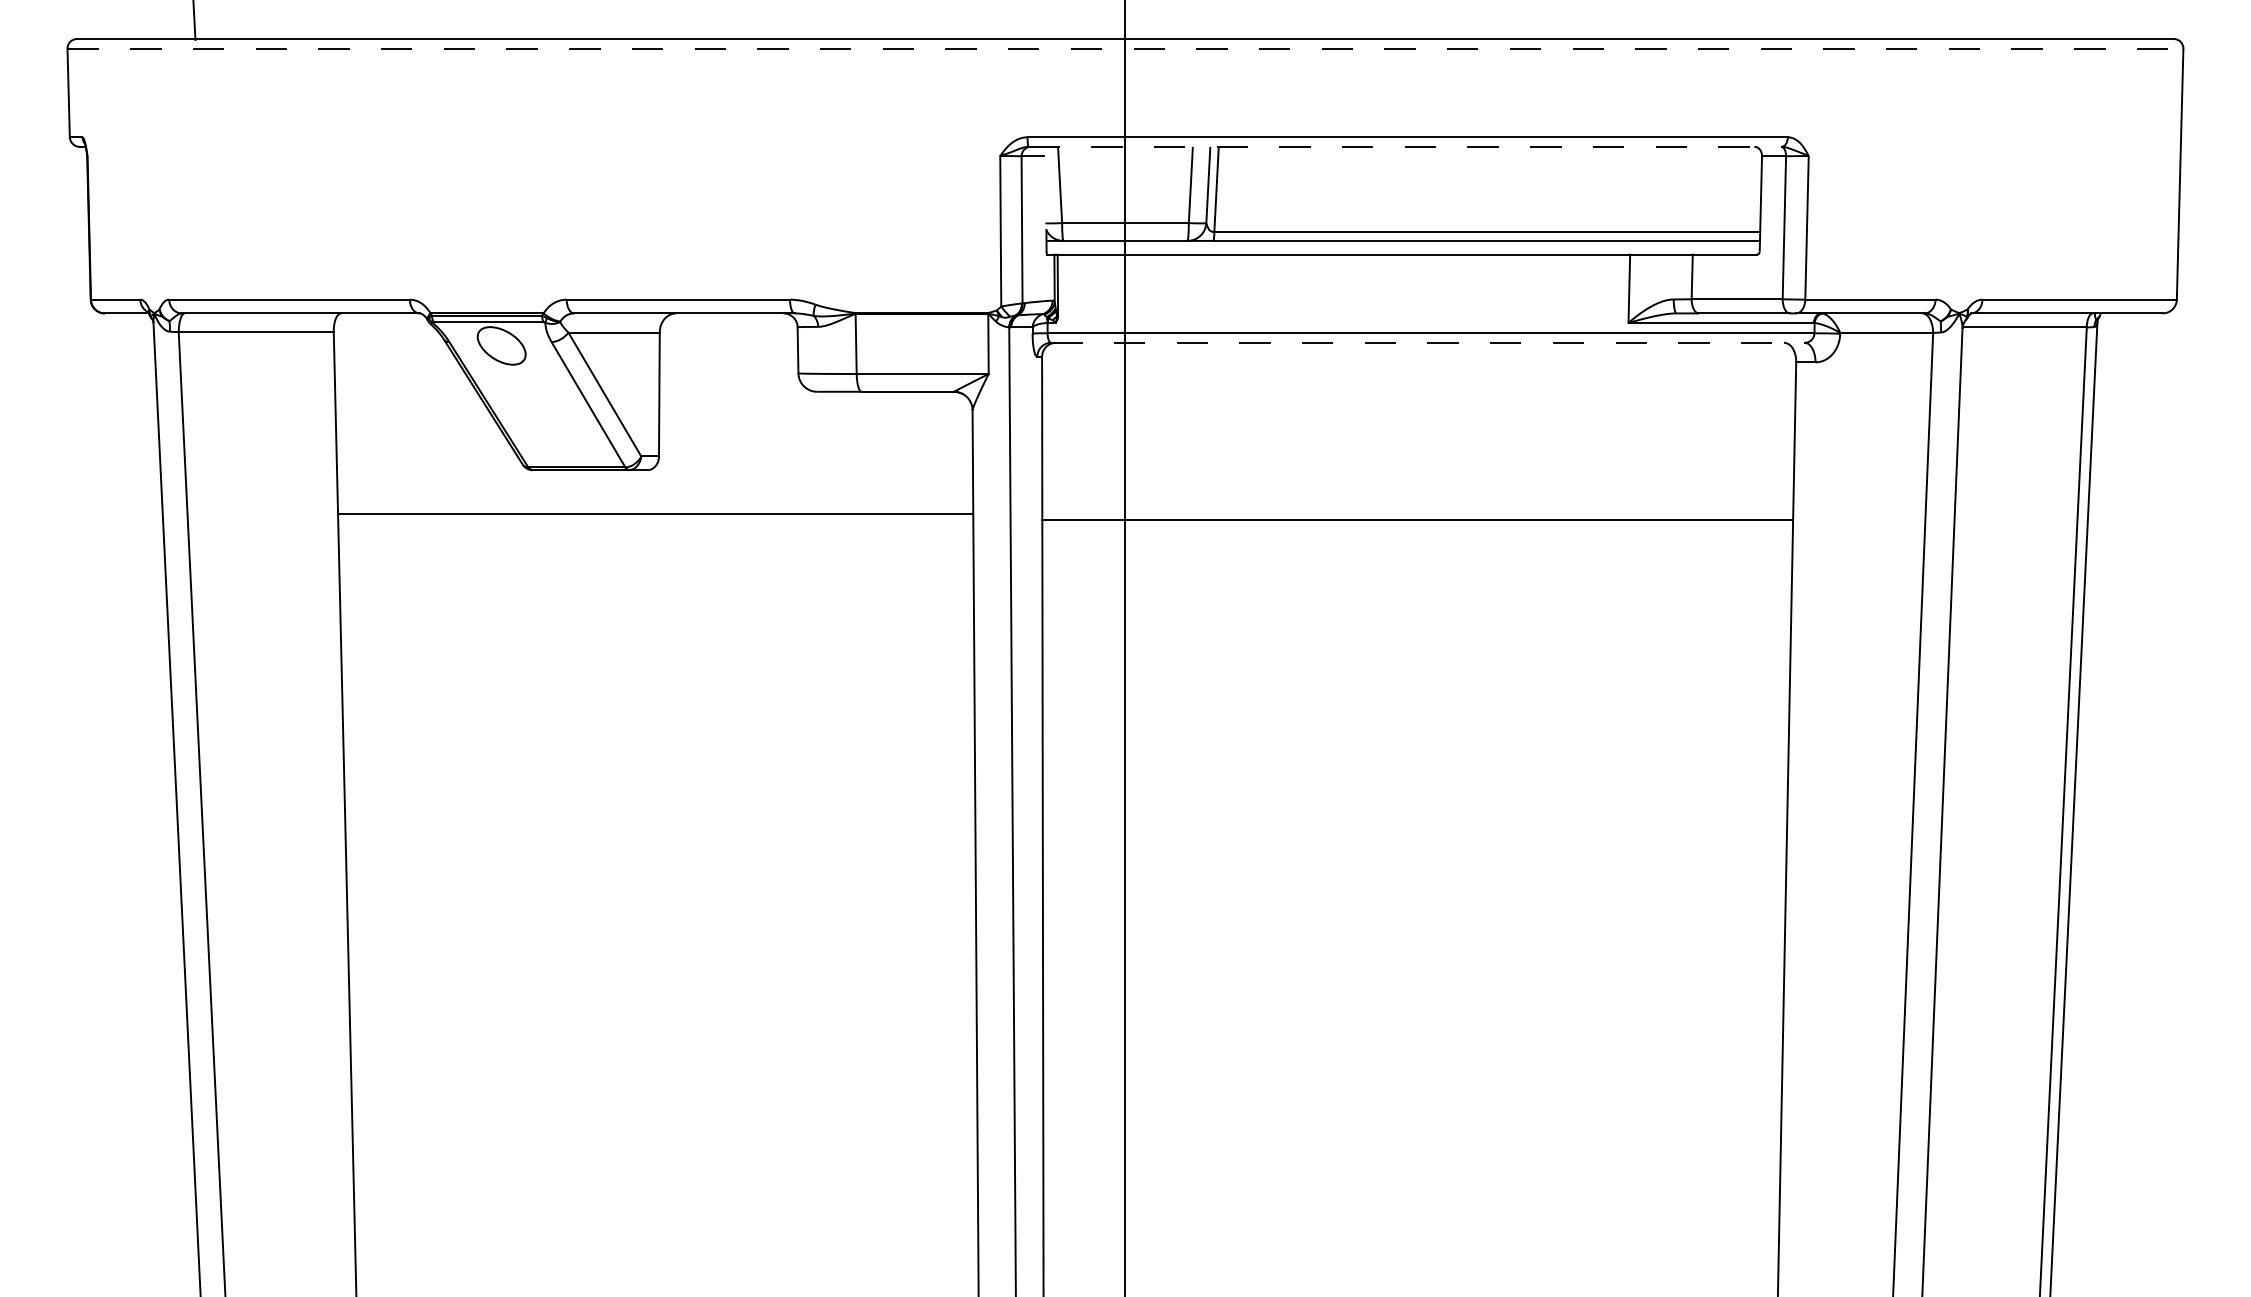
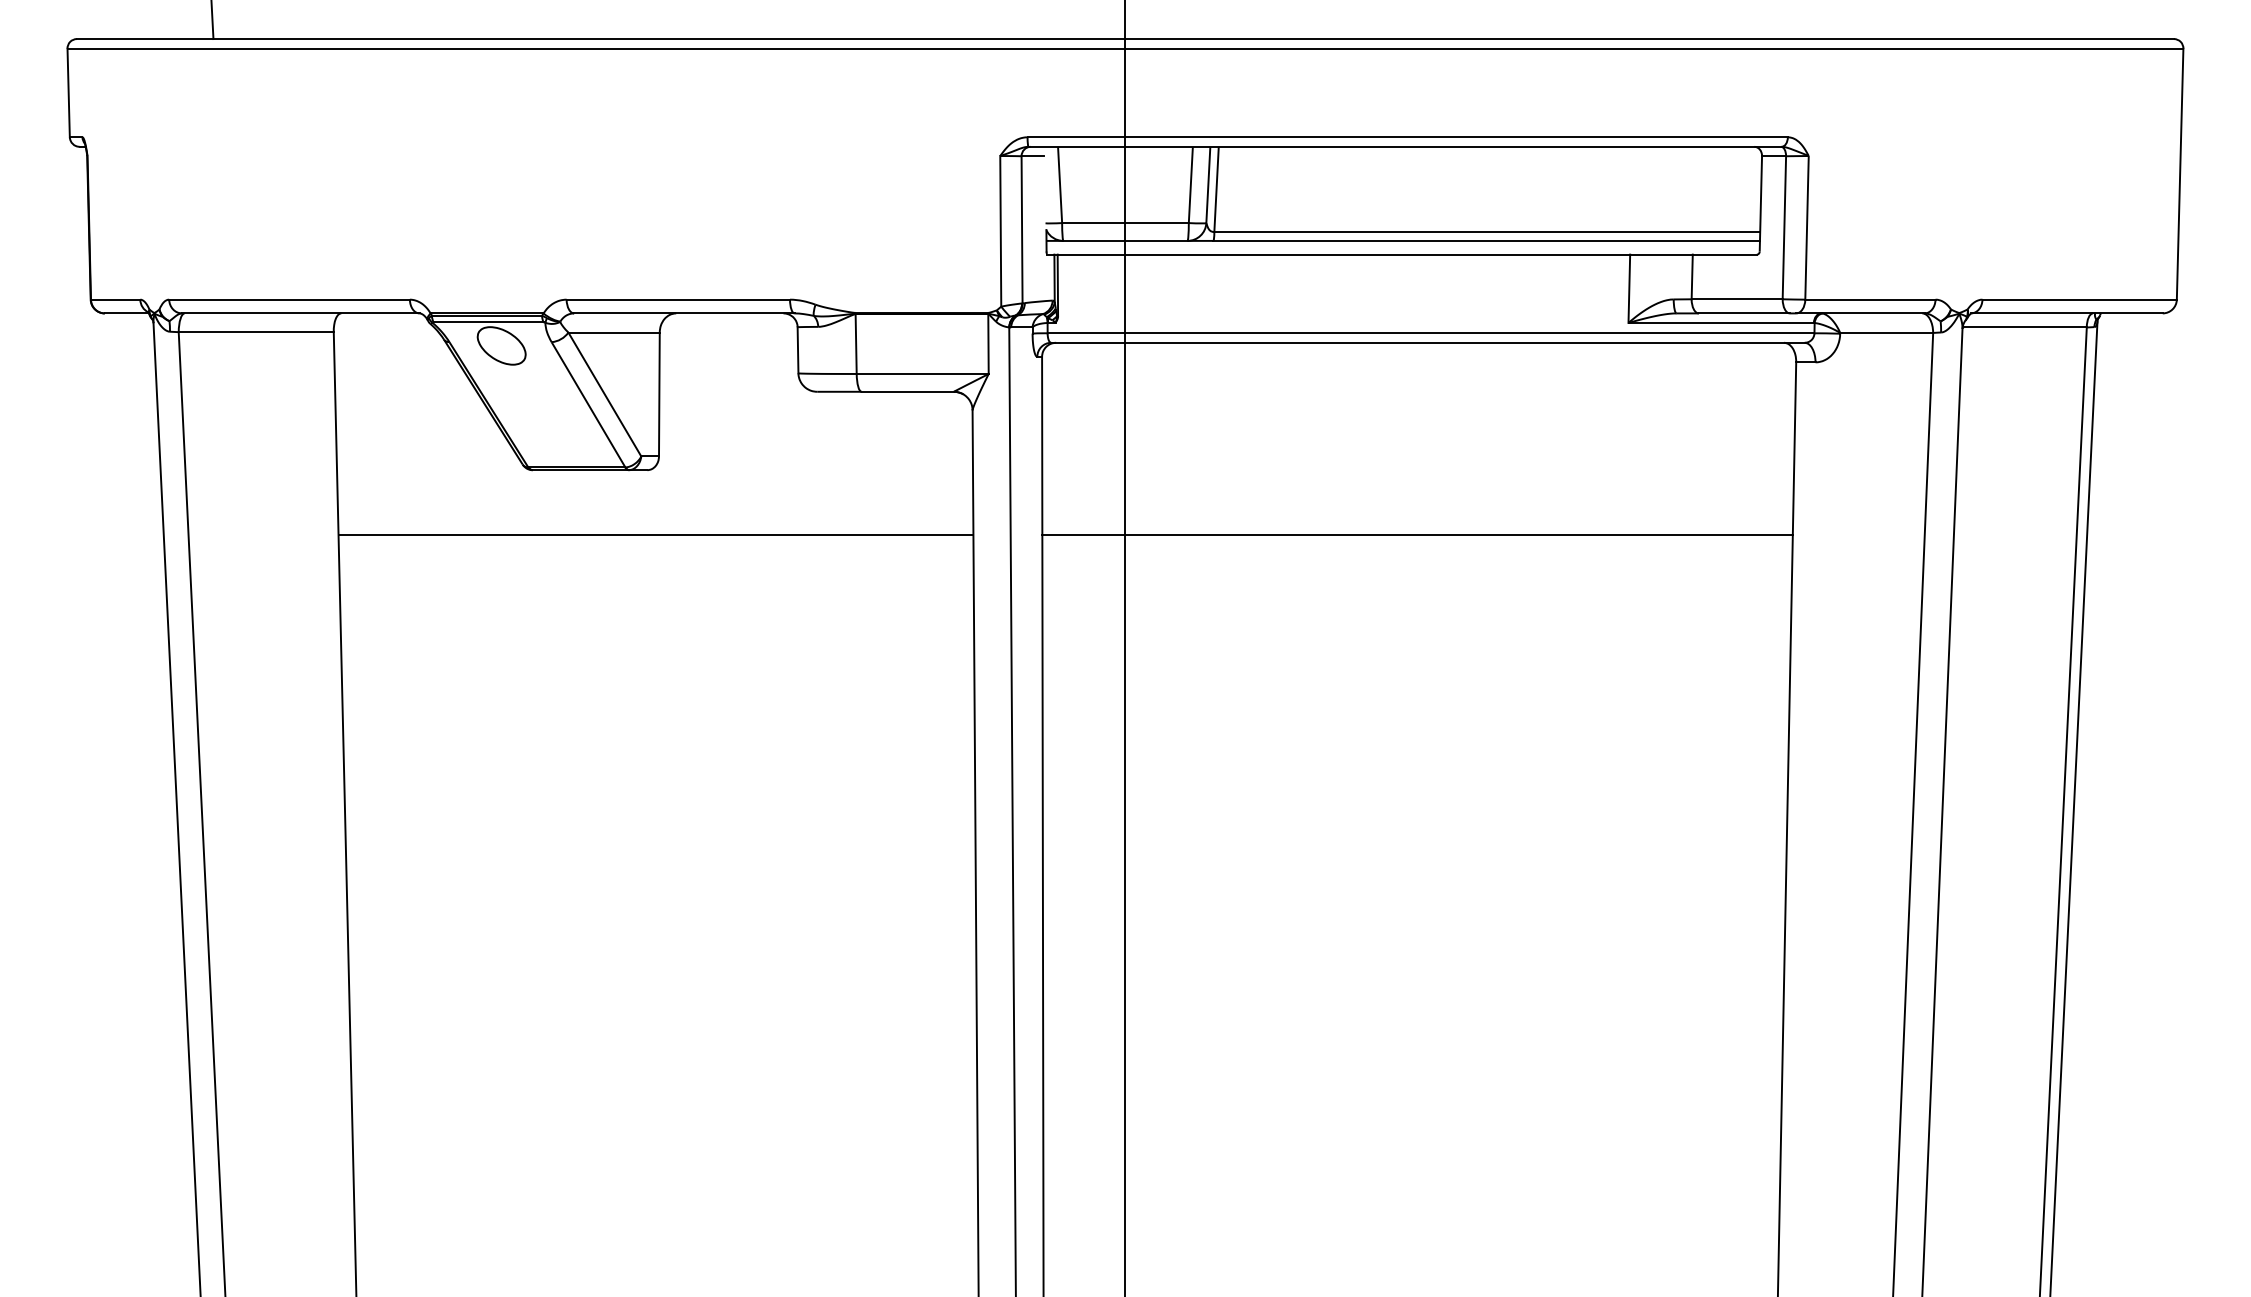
line position: (194, 21) -> (212, 20) (212, 20)
line: dashed -> solid (1125, 48)
line: dashed -> solid (1405, 146)
line: dashed -> solid (1427, 342)
line position: (655, 514) -> (655, 535) (655, 535)
line position: (1417, 520) -> (1417, 535) (1417, 535)
